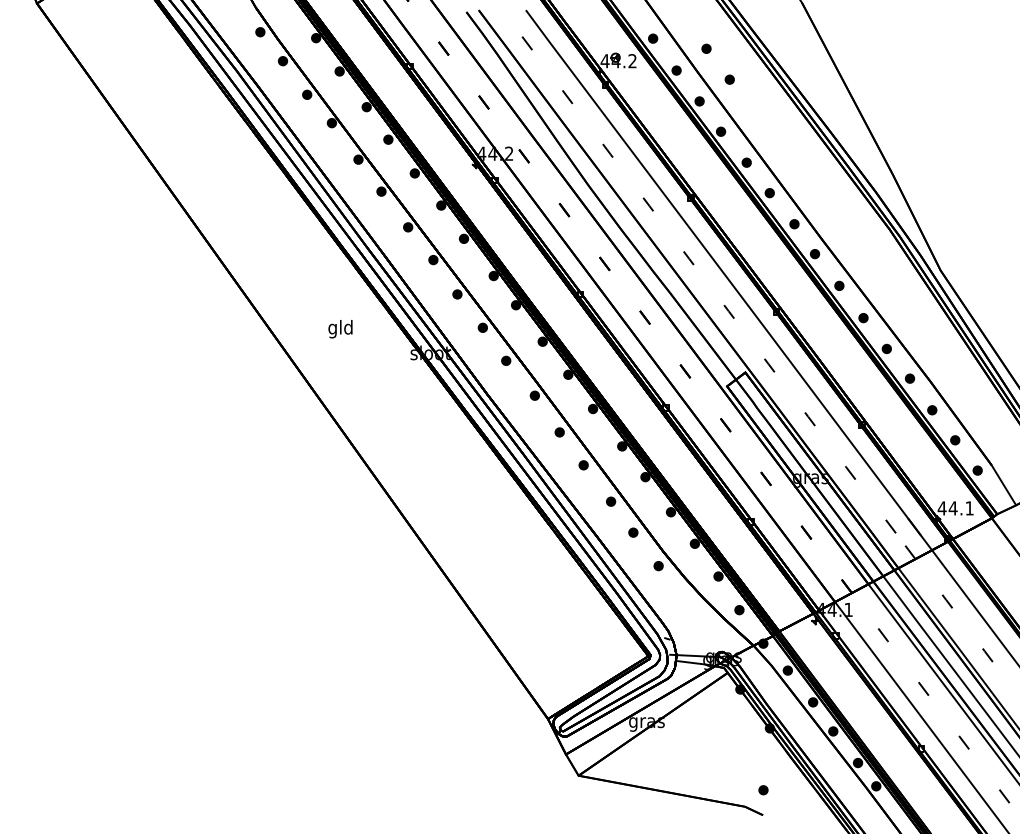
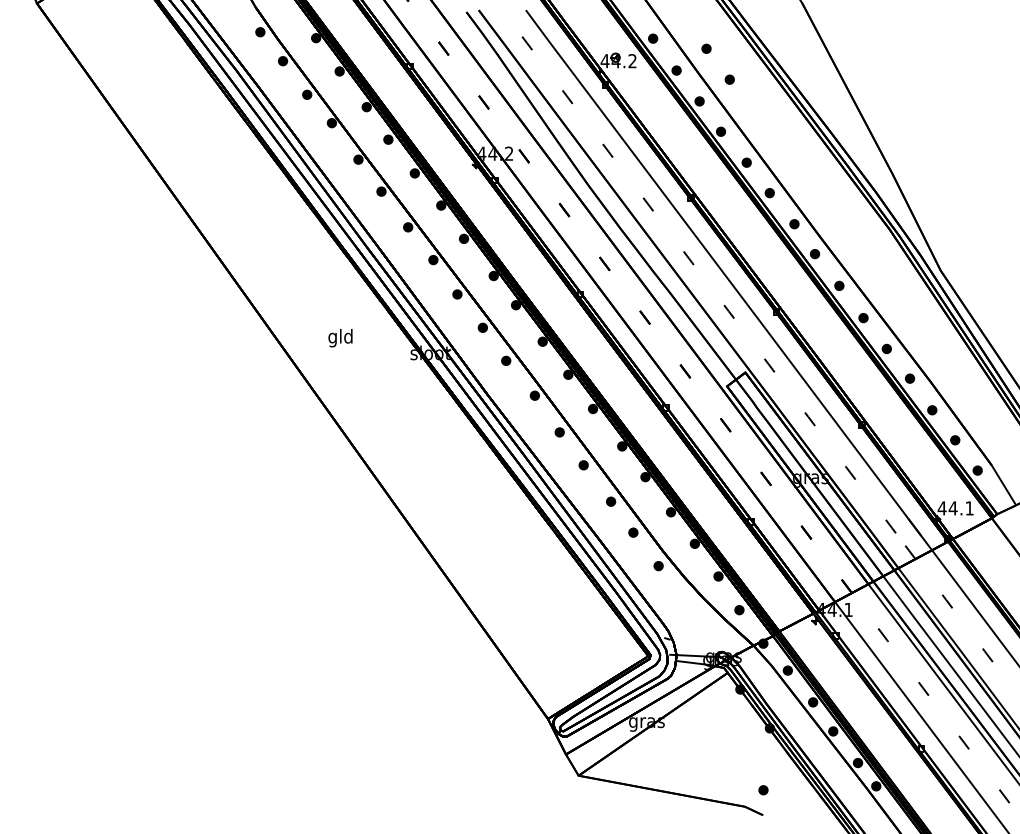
text position: (340, 329) -> (340, 338) (340, 338)
